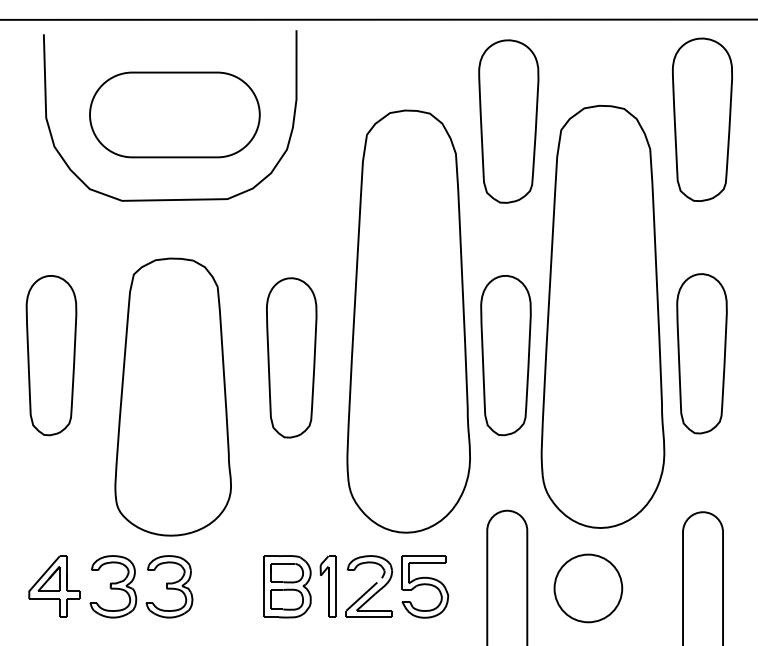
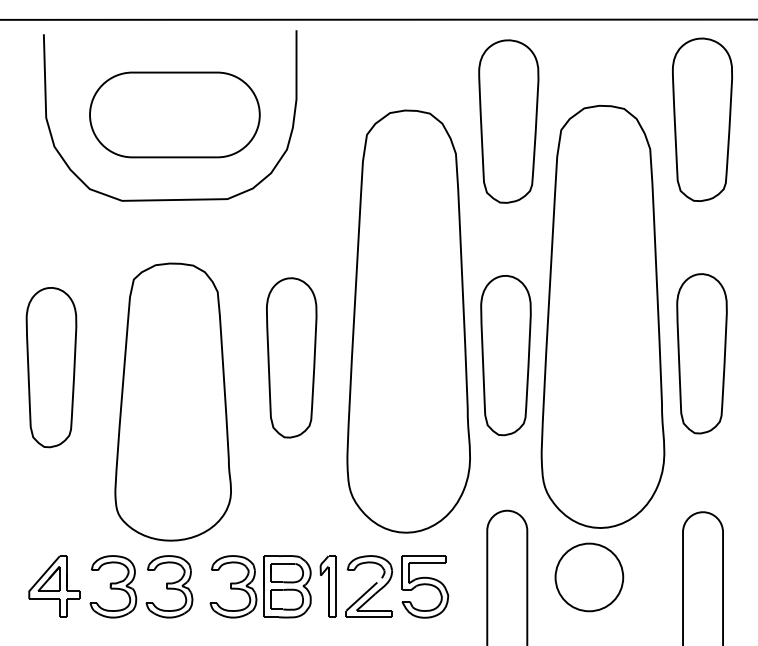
part position: (51, 355) -> (51, 367) (51, 367)
part position: (172, 396) -> (172, 401) (172, 401)
part: none -> present (233, 586)
part position: (588, 588) -> (589, 577) (589, 577)
